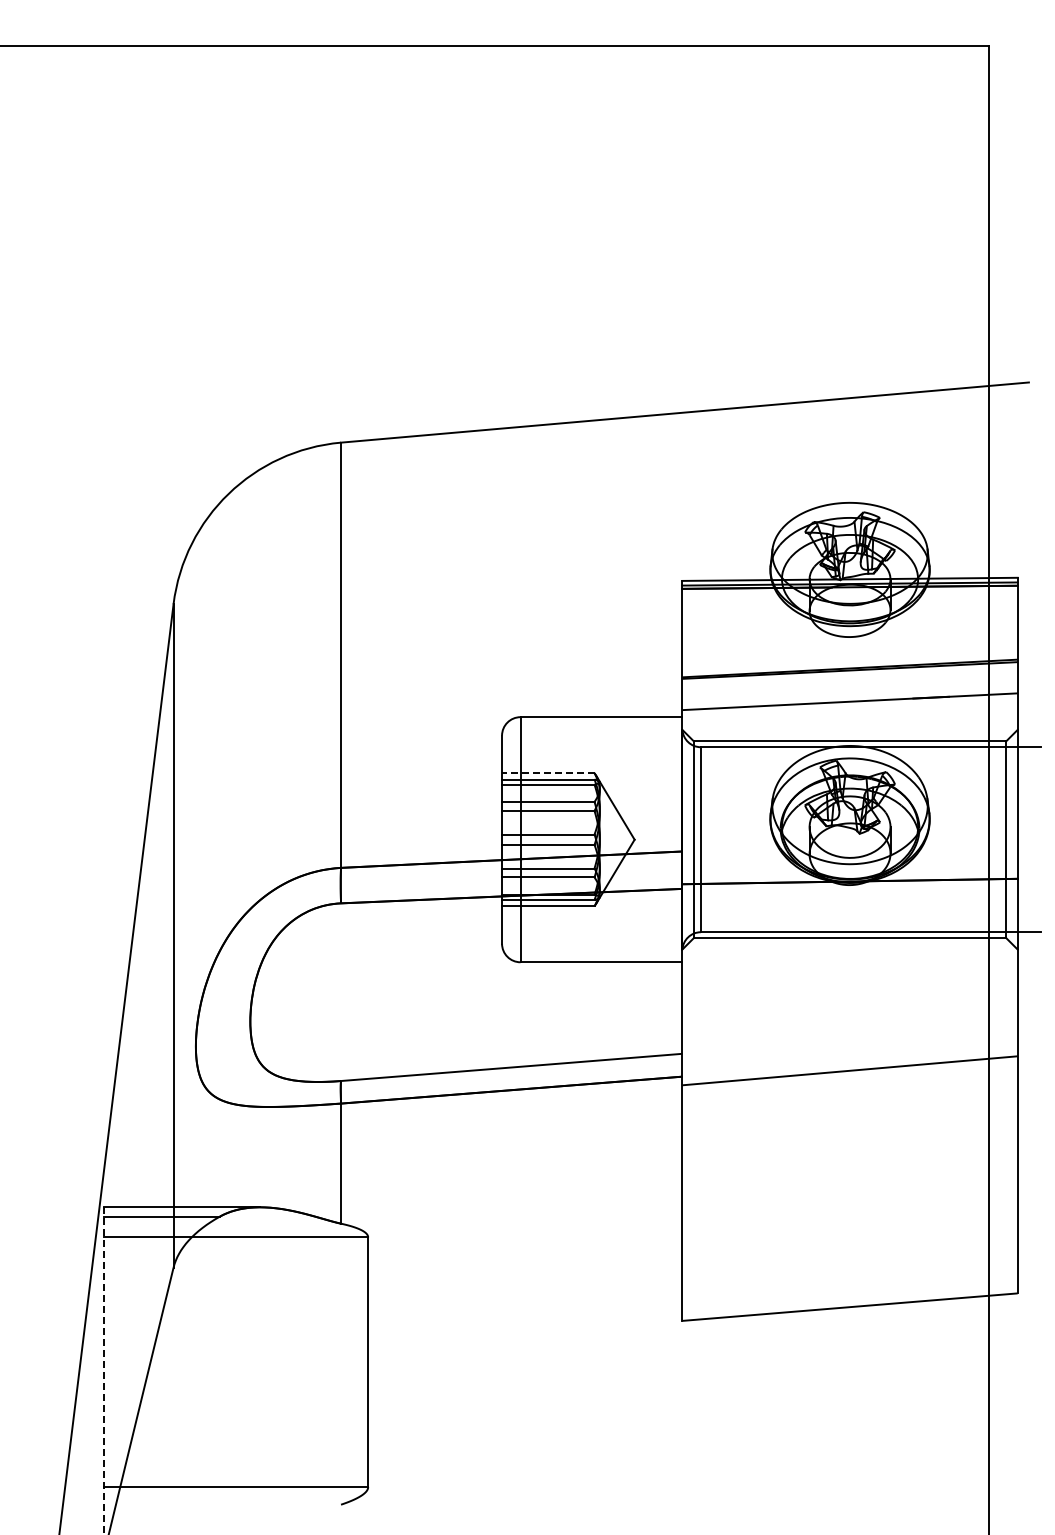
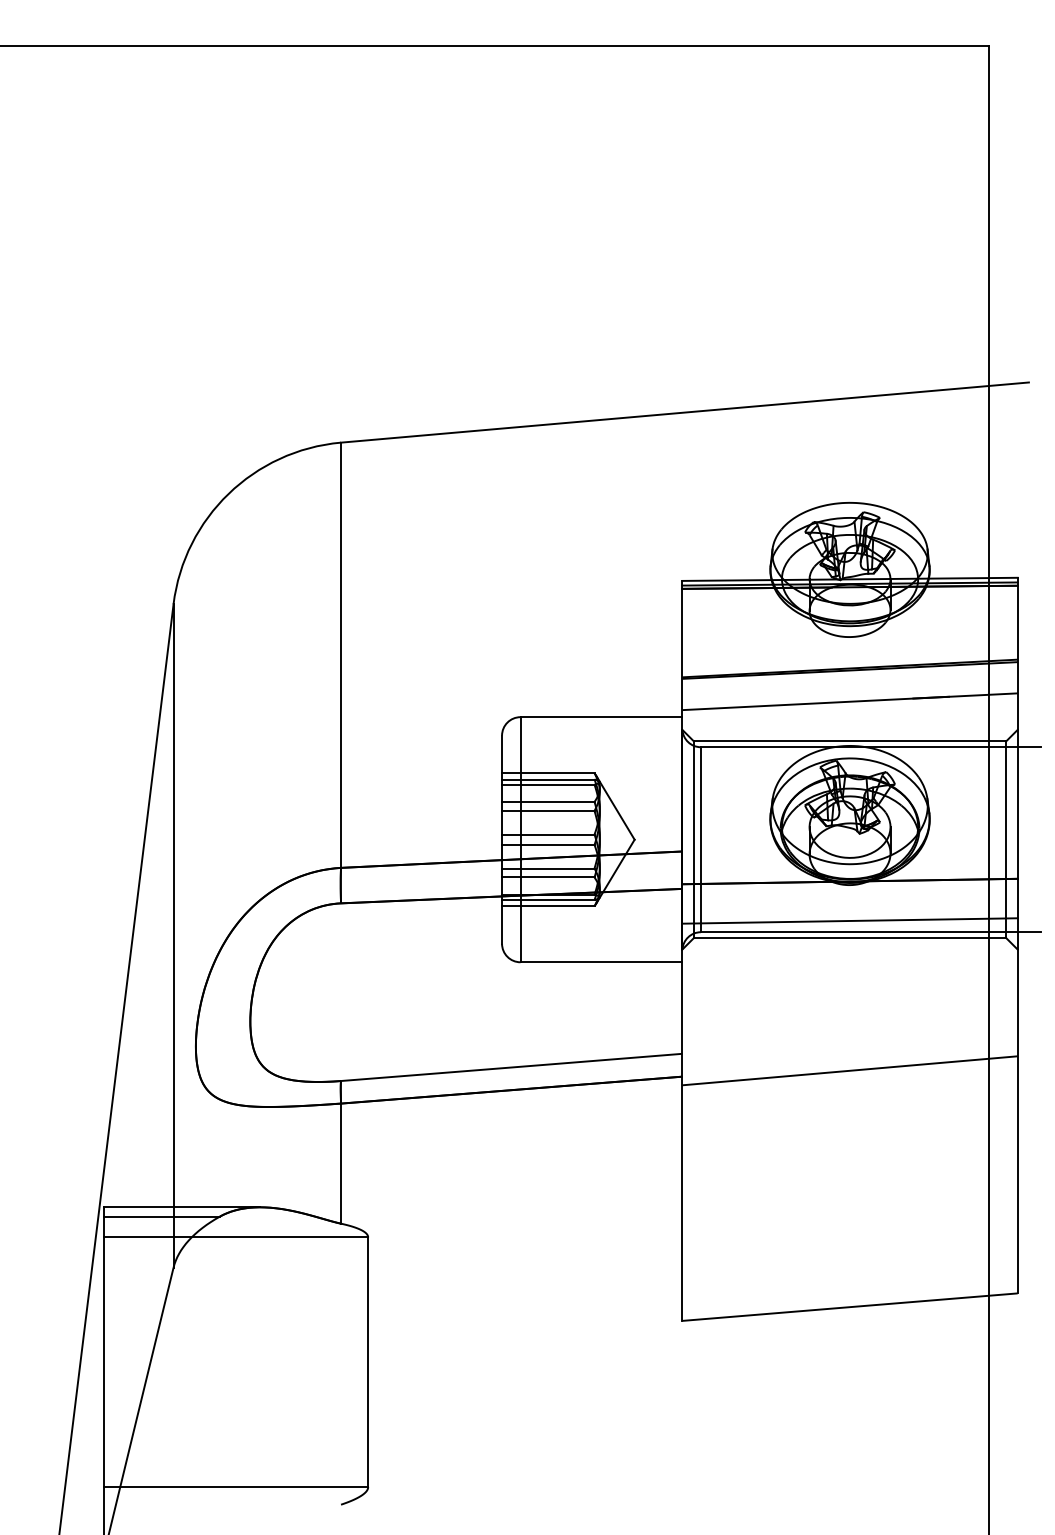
line: dashed -> solid (547, 773)
line: none -> present (849, 920)
line: dashed -> solid (104, 1371)
